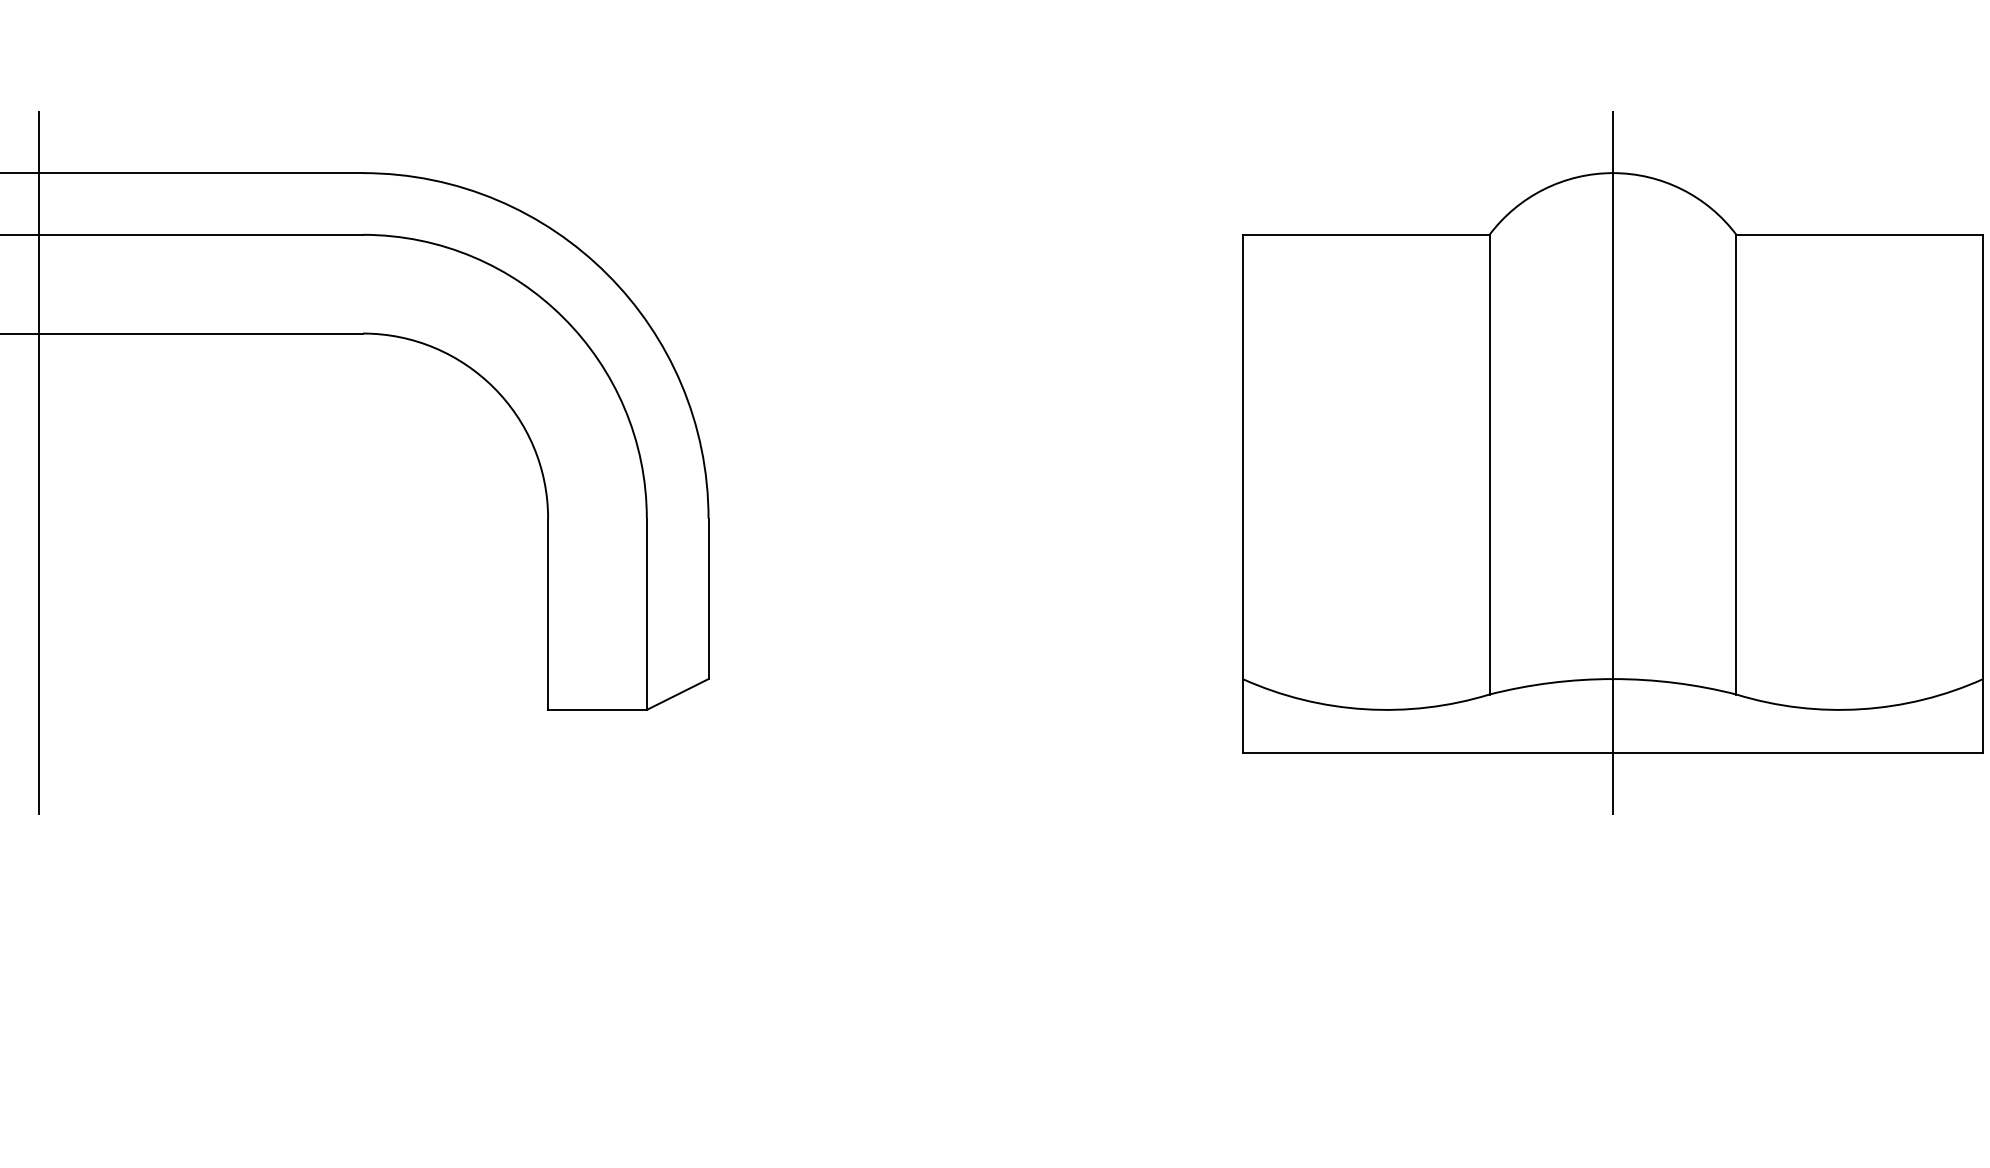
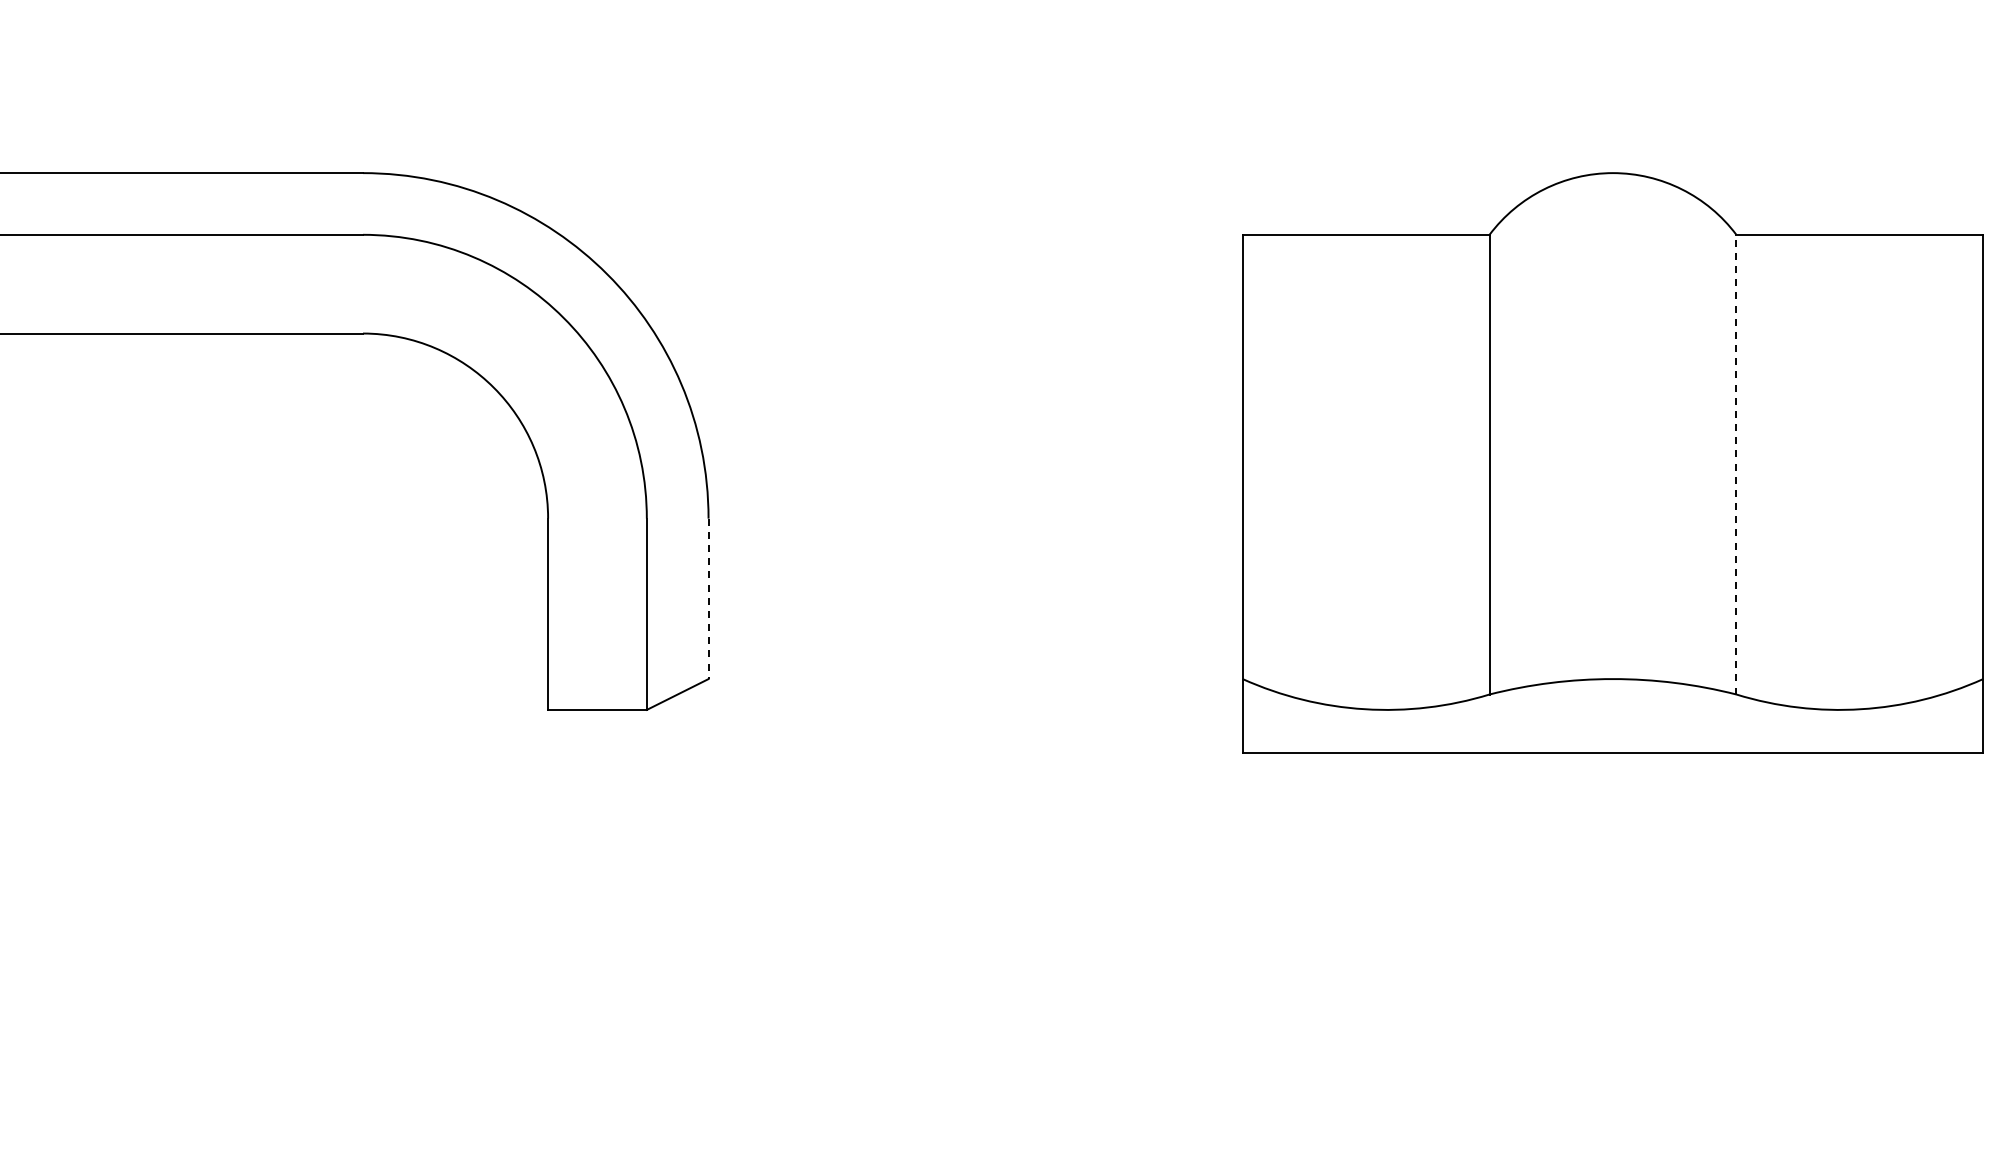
line: present -> none (39, 462)
line: present -> none (1612, 462)
line: solid -> dashed (1736, 464)
line: solid -> dashed (708, 599)
